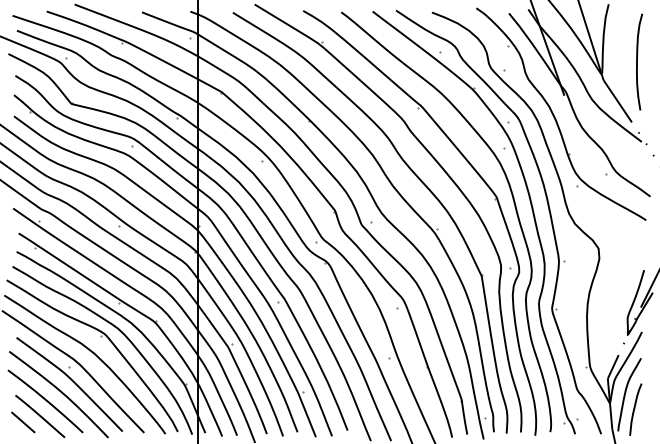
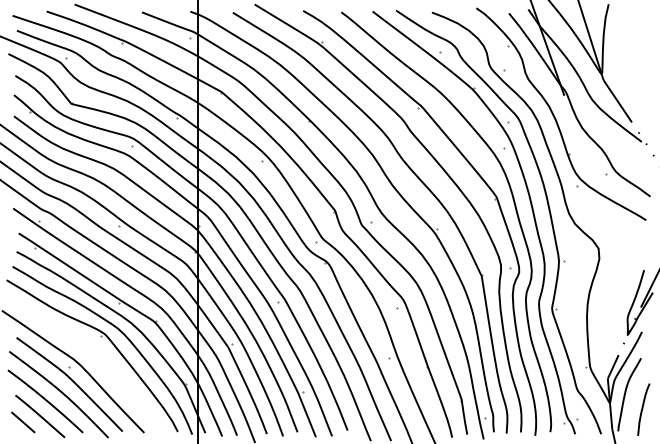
curve: present -> none (637, 61)
curve: present -> none (93, 354)
curve position: (635, 408) -> (643, 408) (643, 408)
